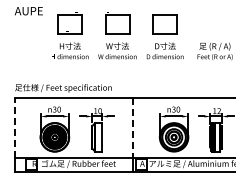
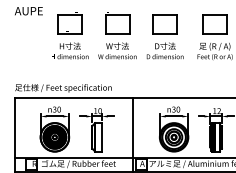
part: none -> present (214, 24)
line: dashed -> solid (14, 127)
line: dashed -> solid (133, 127)
